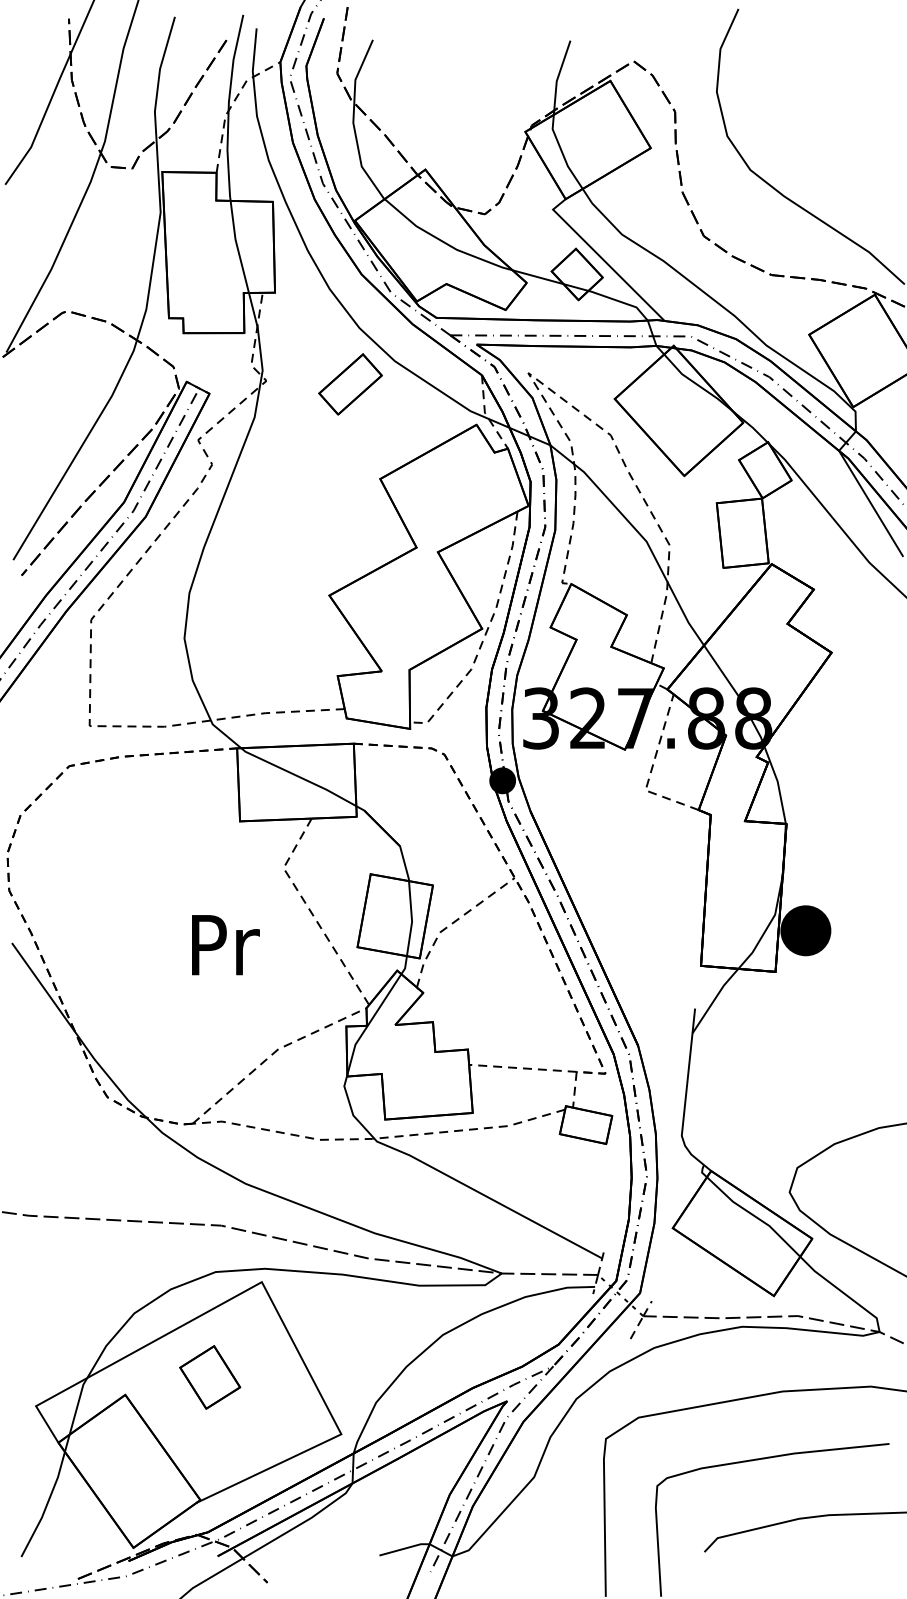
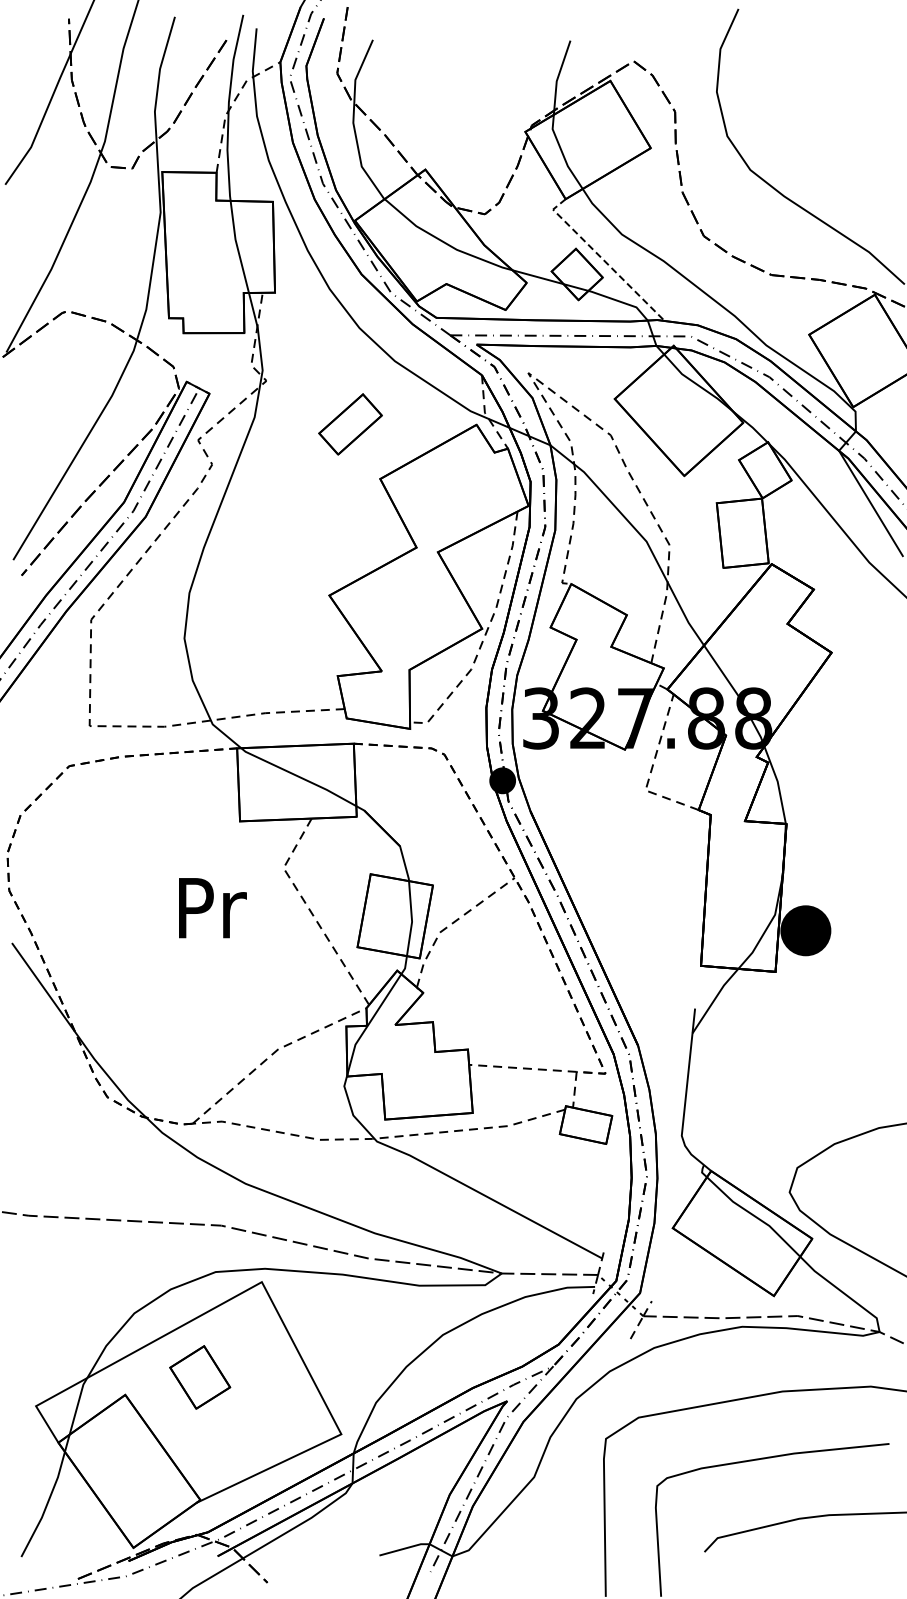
line: solid -> dashed (602, 258)
part position: (350, 384) -> (350, 424) (350, 424)
text position: (225, 945) -> (212, 908) (212, 908)
part position: (210, 1377) -> (200, 1377) (200, 1377)
